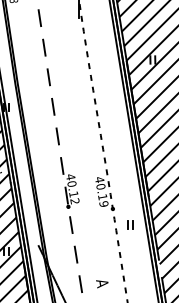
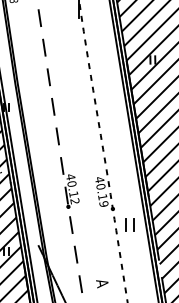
part size: 7x10 px -> 10x14 px (129, 224)
